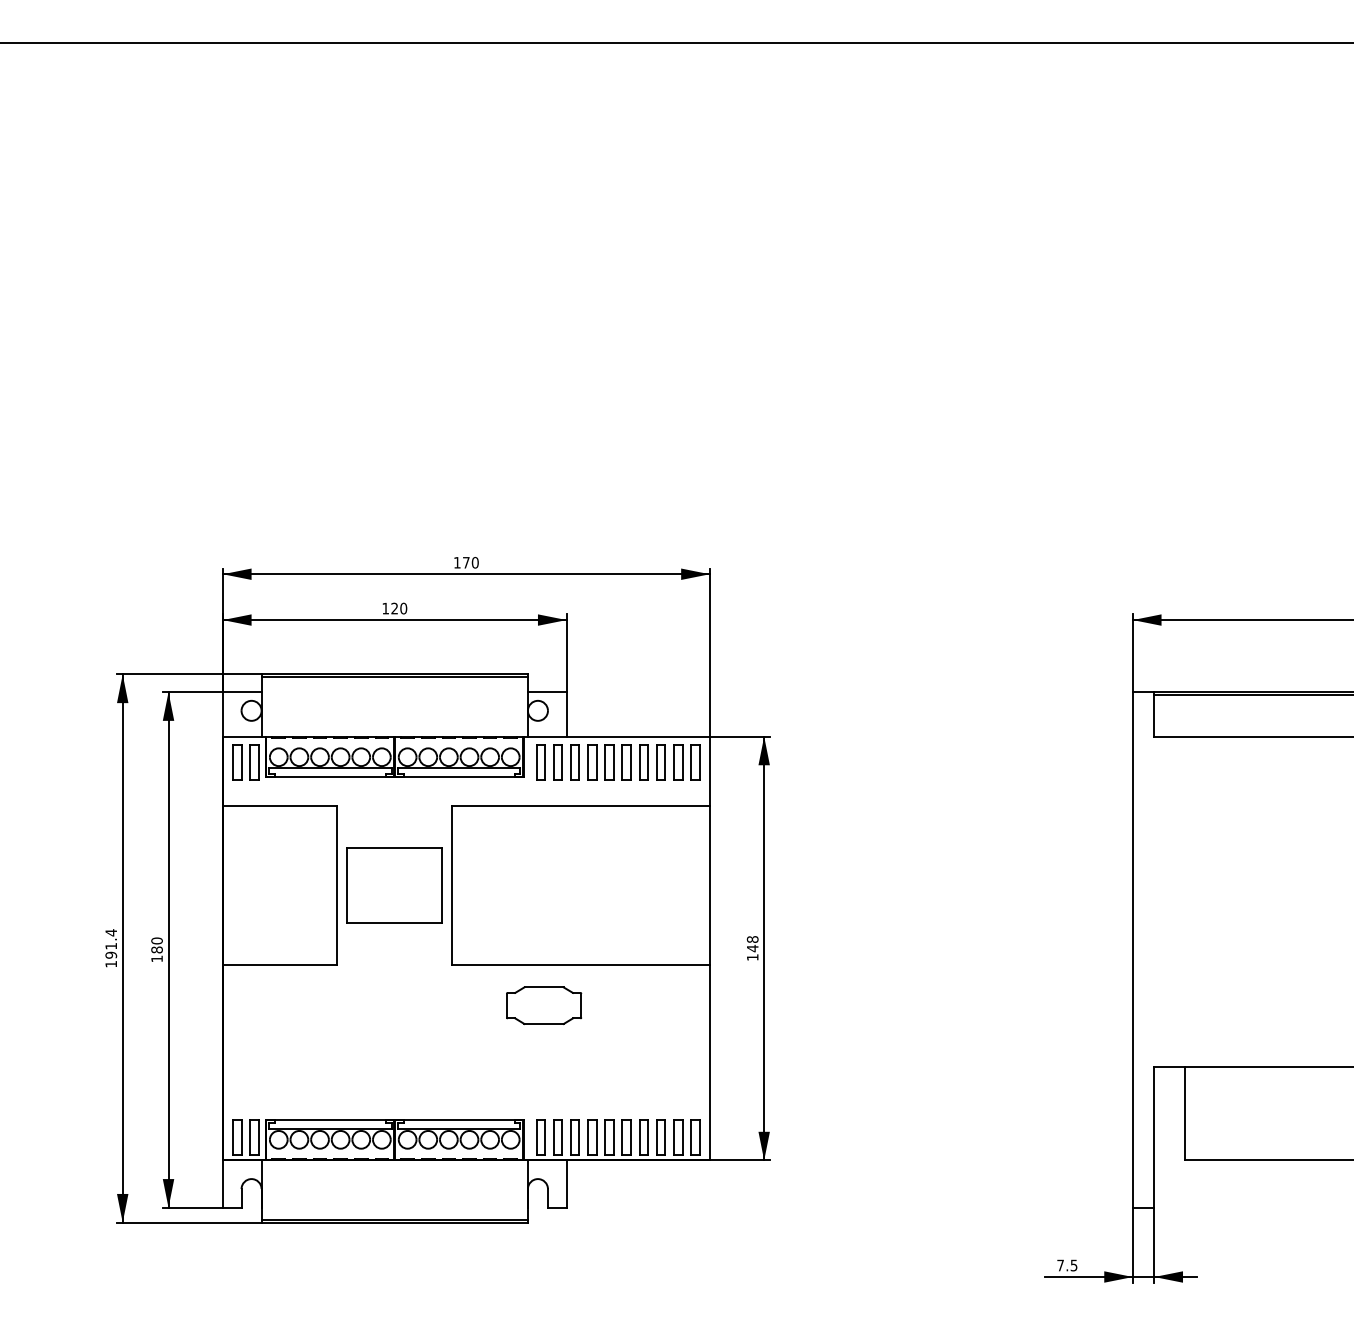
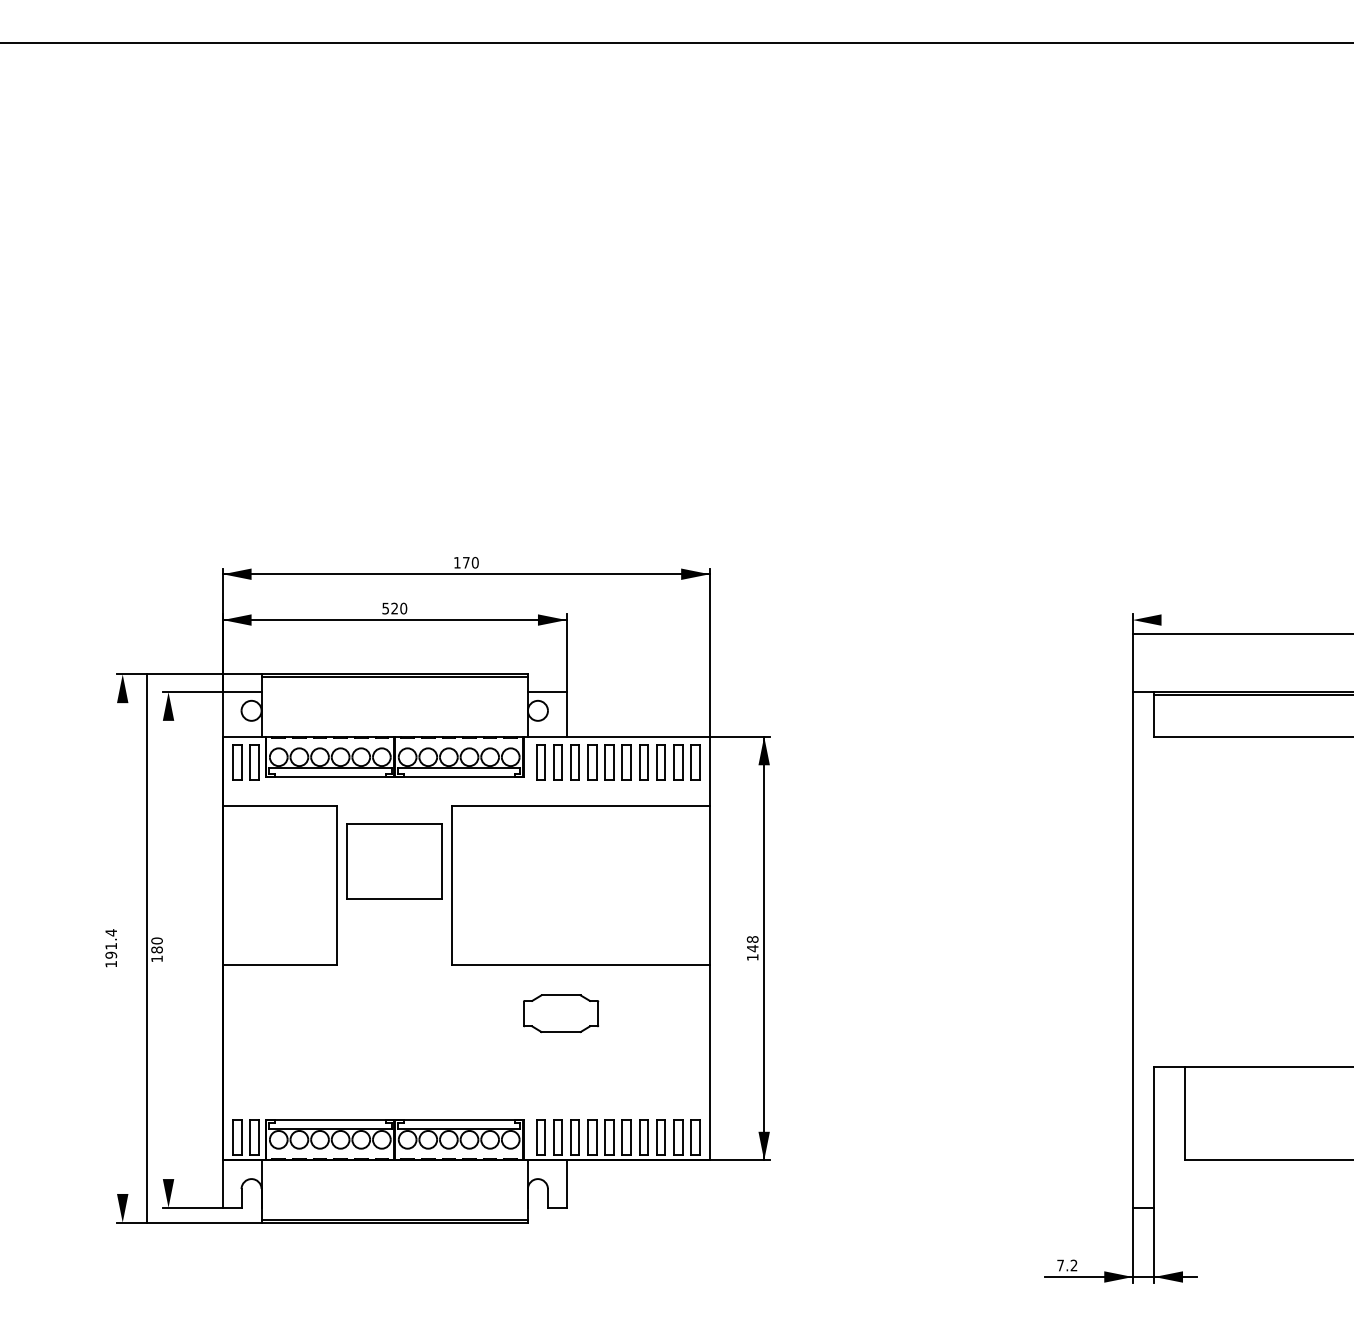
text: 120 -> 520 (385, 608)
line position: (1241, 620) -> (1241, 634) (1241, 634)
part position: (394, 885) -> (394, 861) (394, 861)
line position: (122, 948) -> (146, 948) (146, 948)
line: present -> none (168, 949)
part position: (544, 1005) -> (561, 1013) (561, 1013)
text: 7.5 -> 7.2 (1073, 1265)
